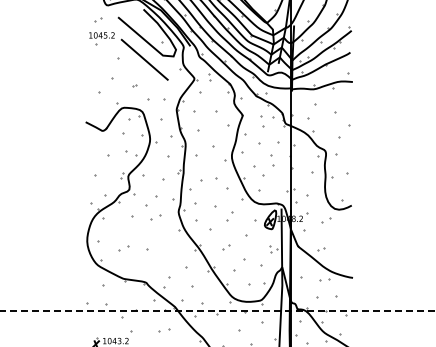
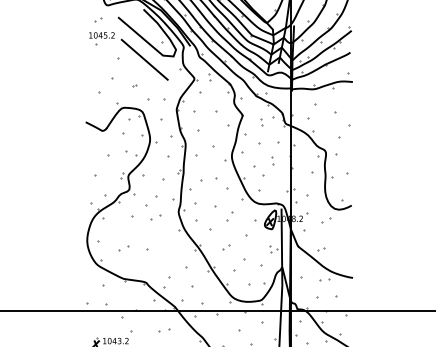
part size: 5x13 px -> 4x9 px (261, 122)
part size: 5x13 px -> 4x10 px (272, 160)
line: dashed -> solid (218, 311)
